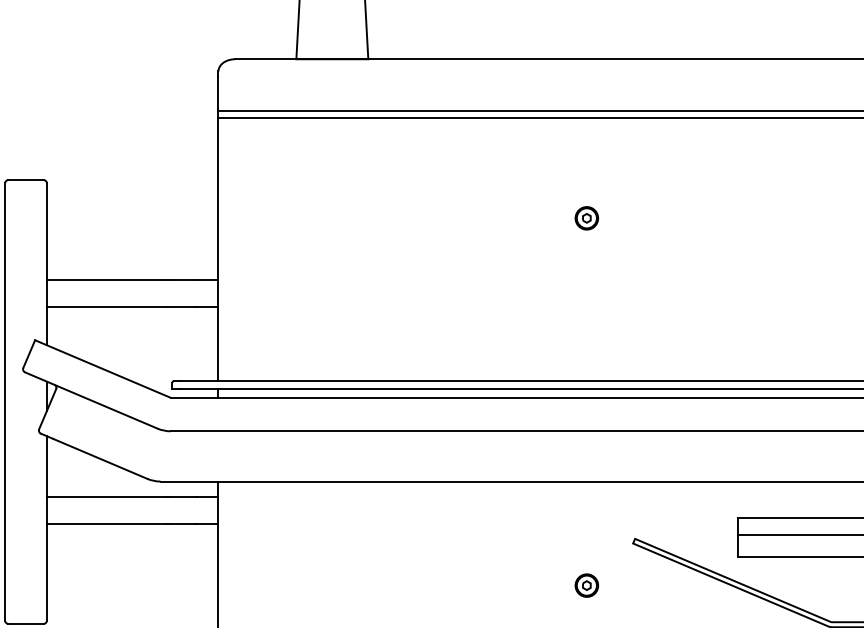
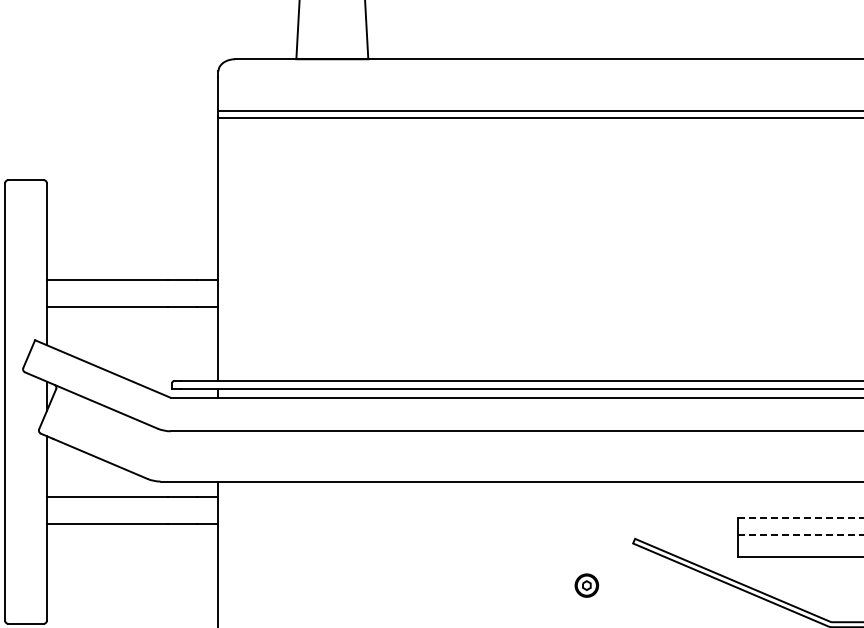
part: present -> none (586, 218)
line: solid -> dashed (800, 518)
line: solid -> dashed (800, 535)
